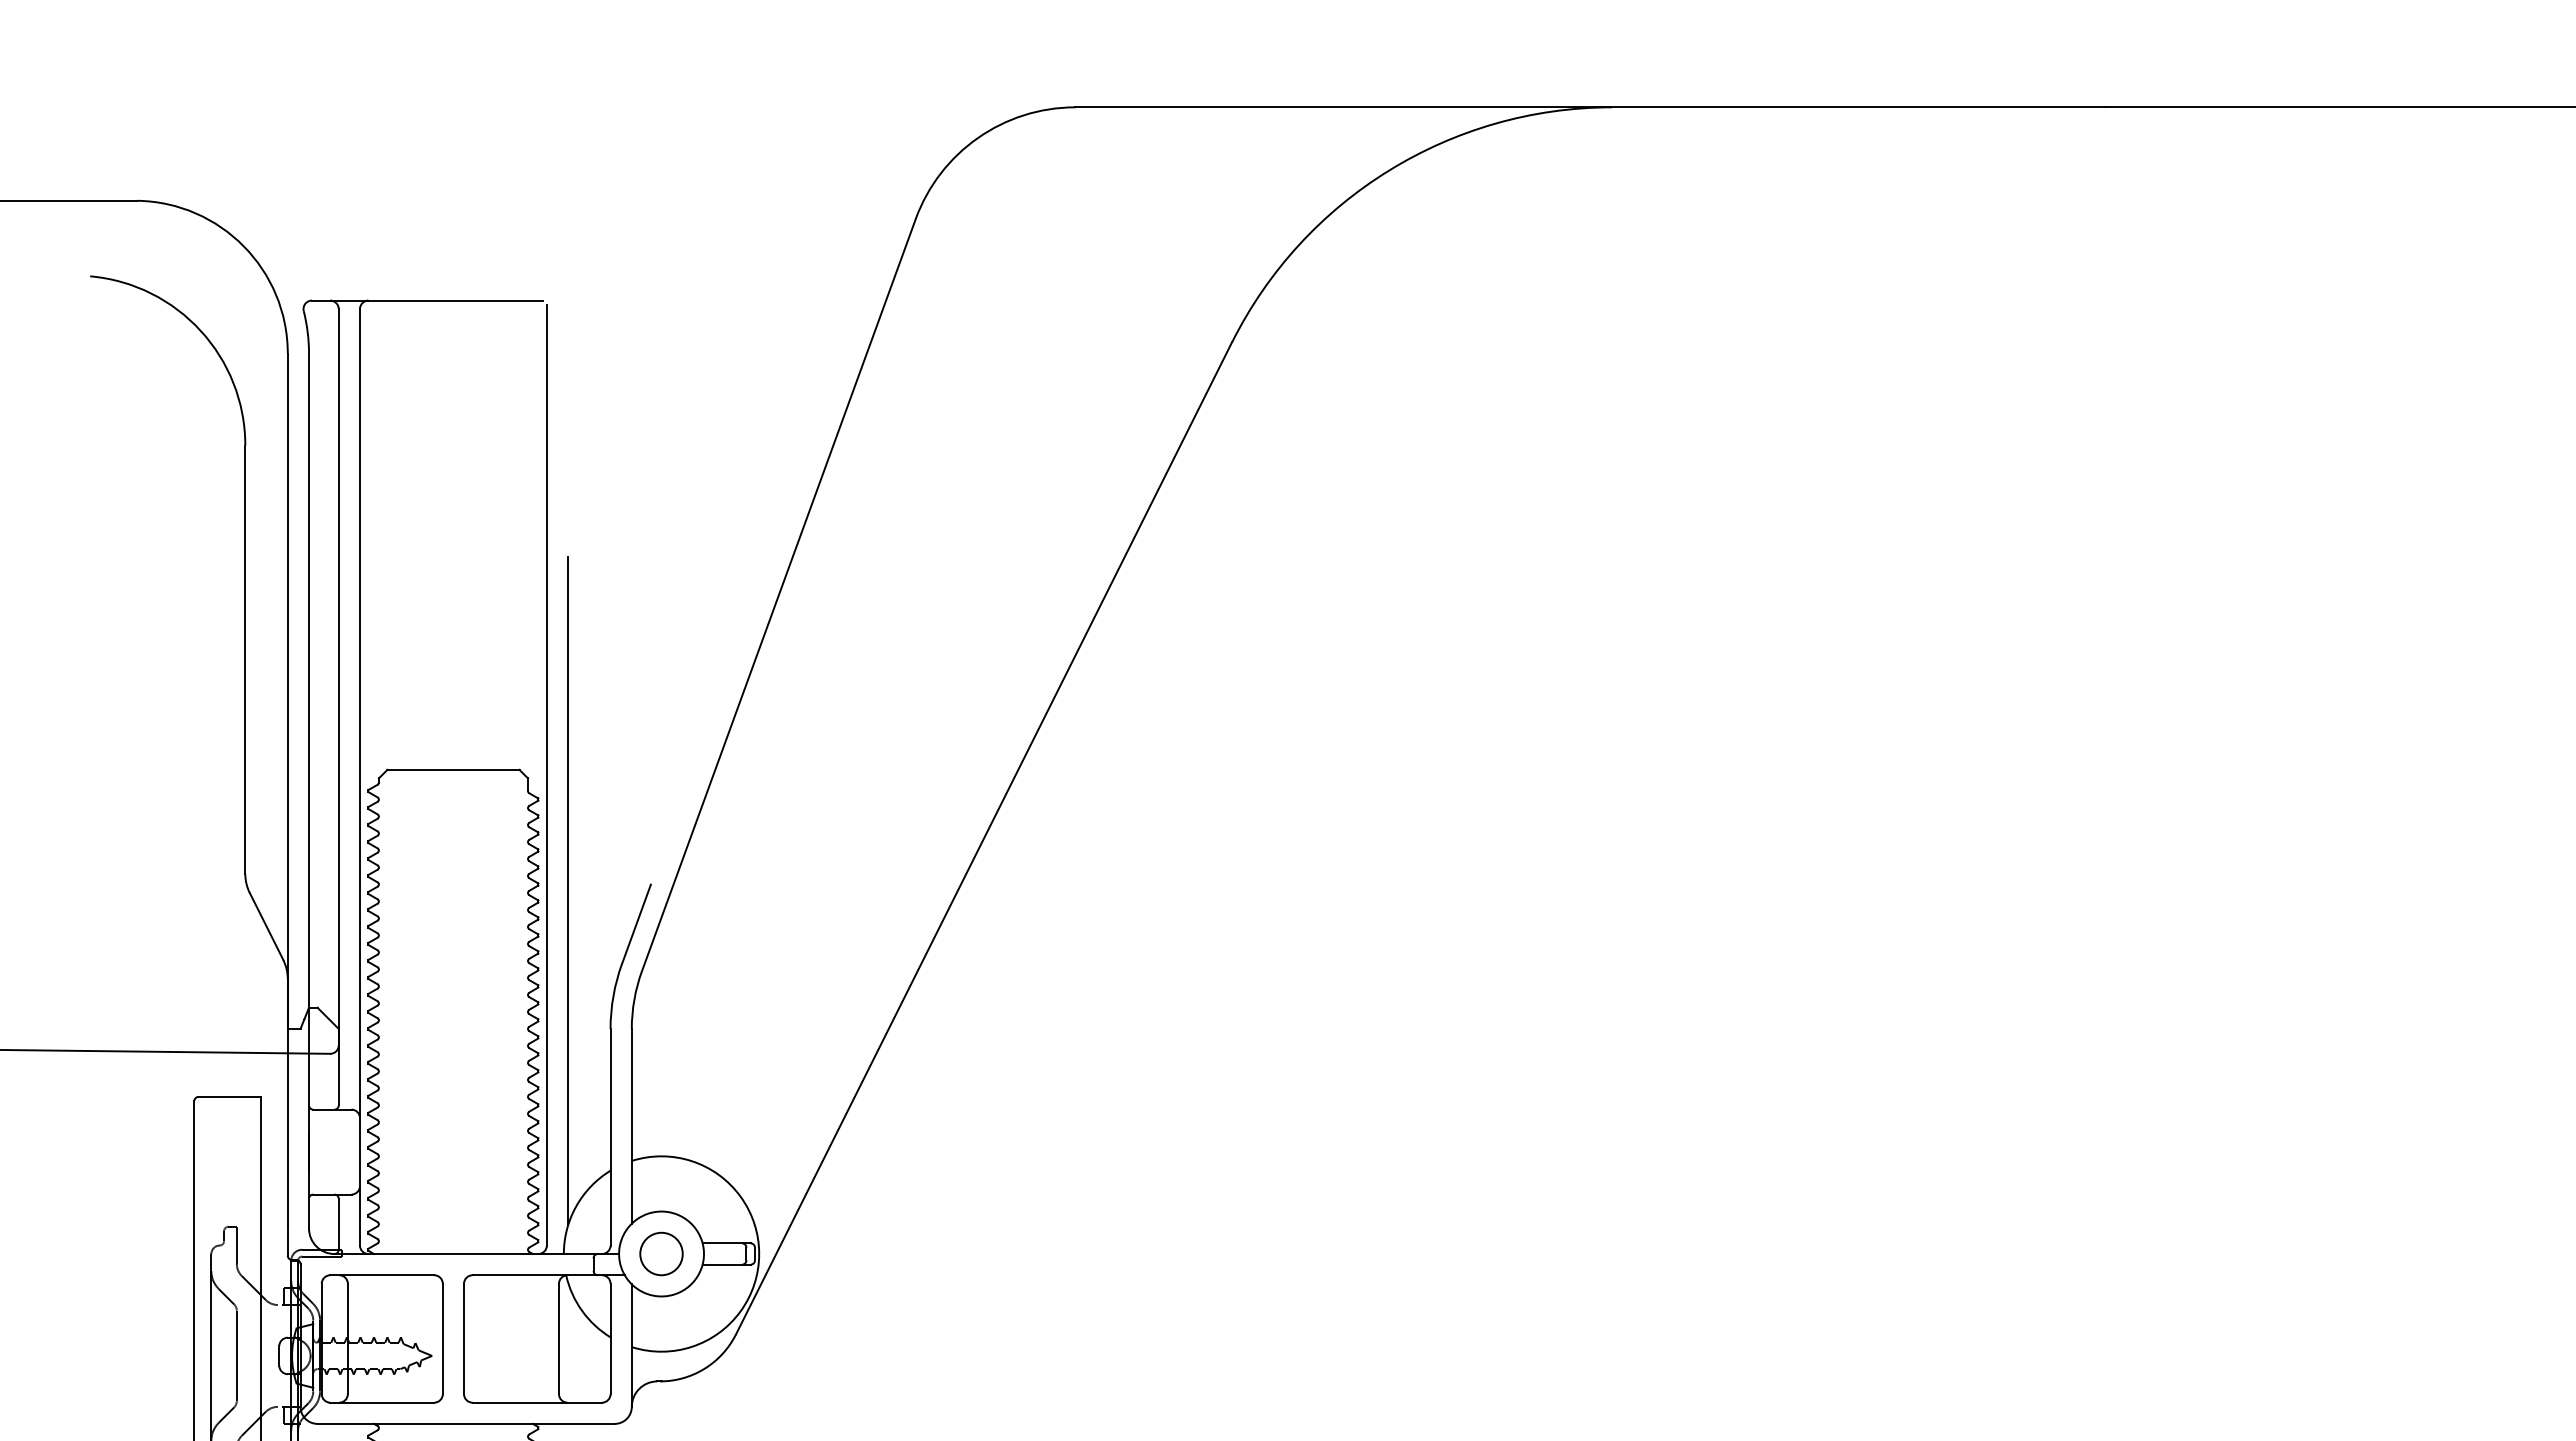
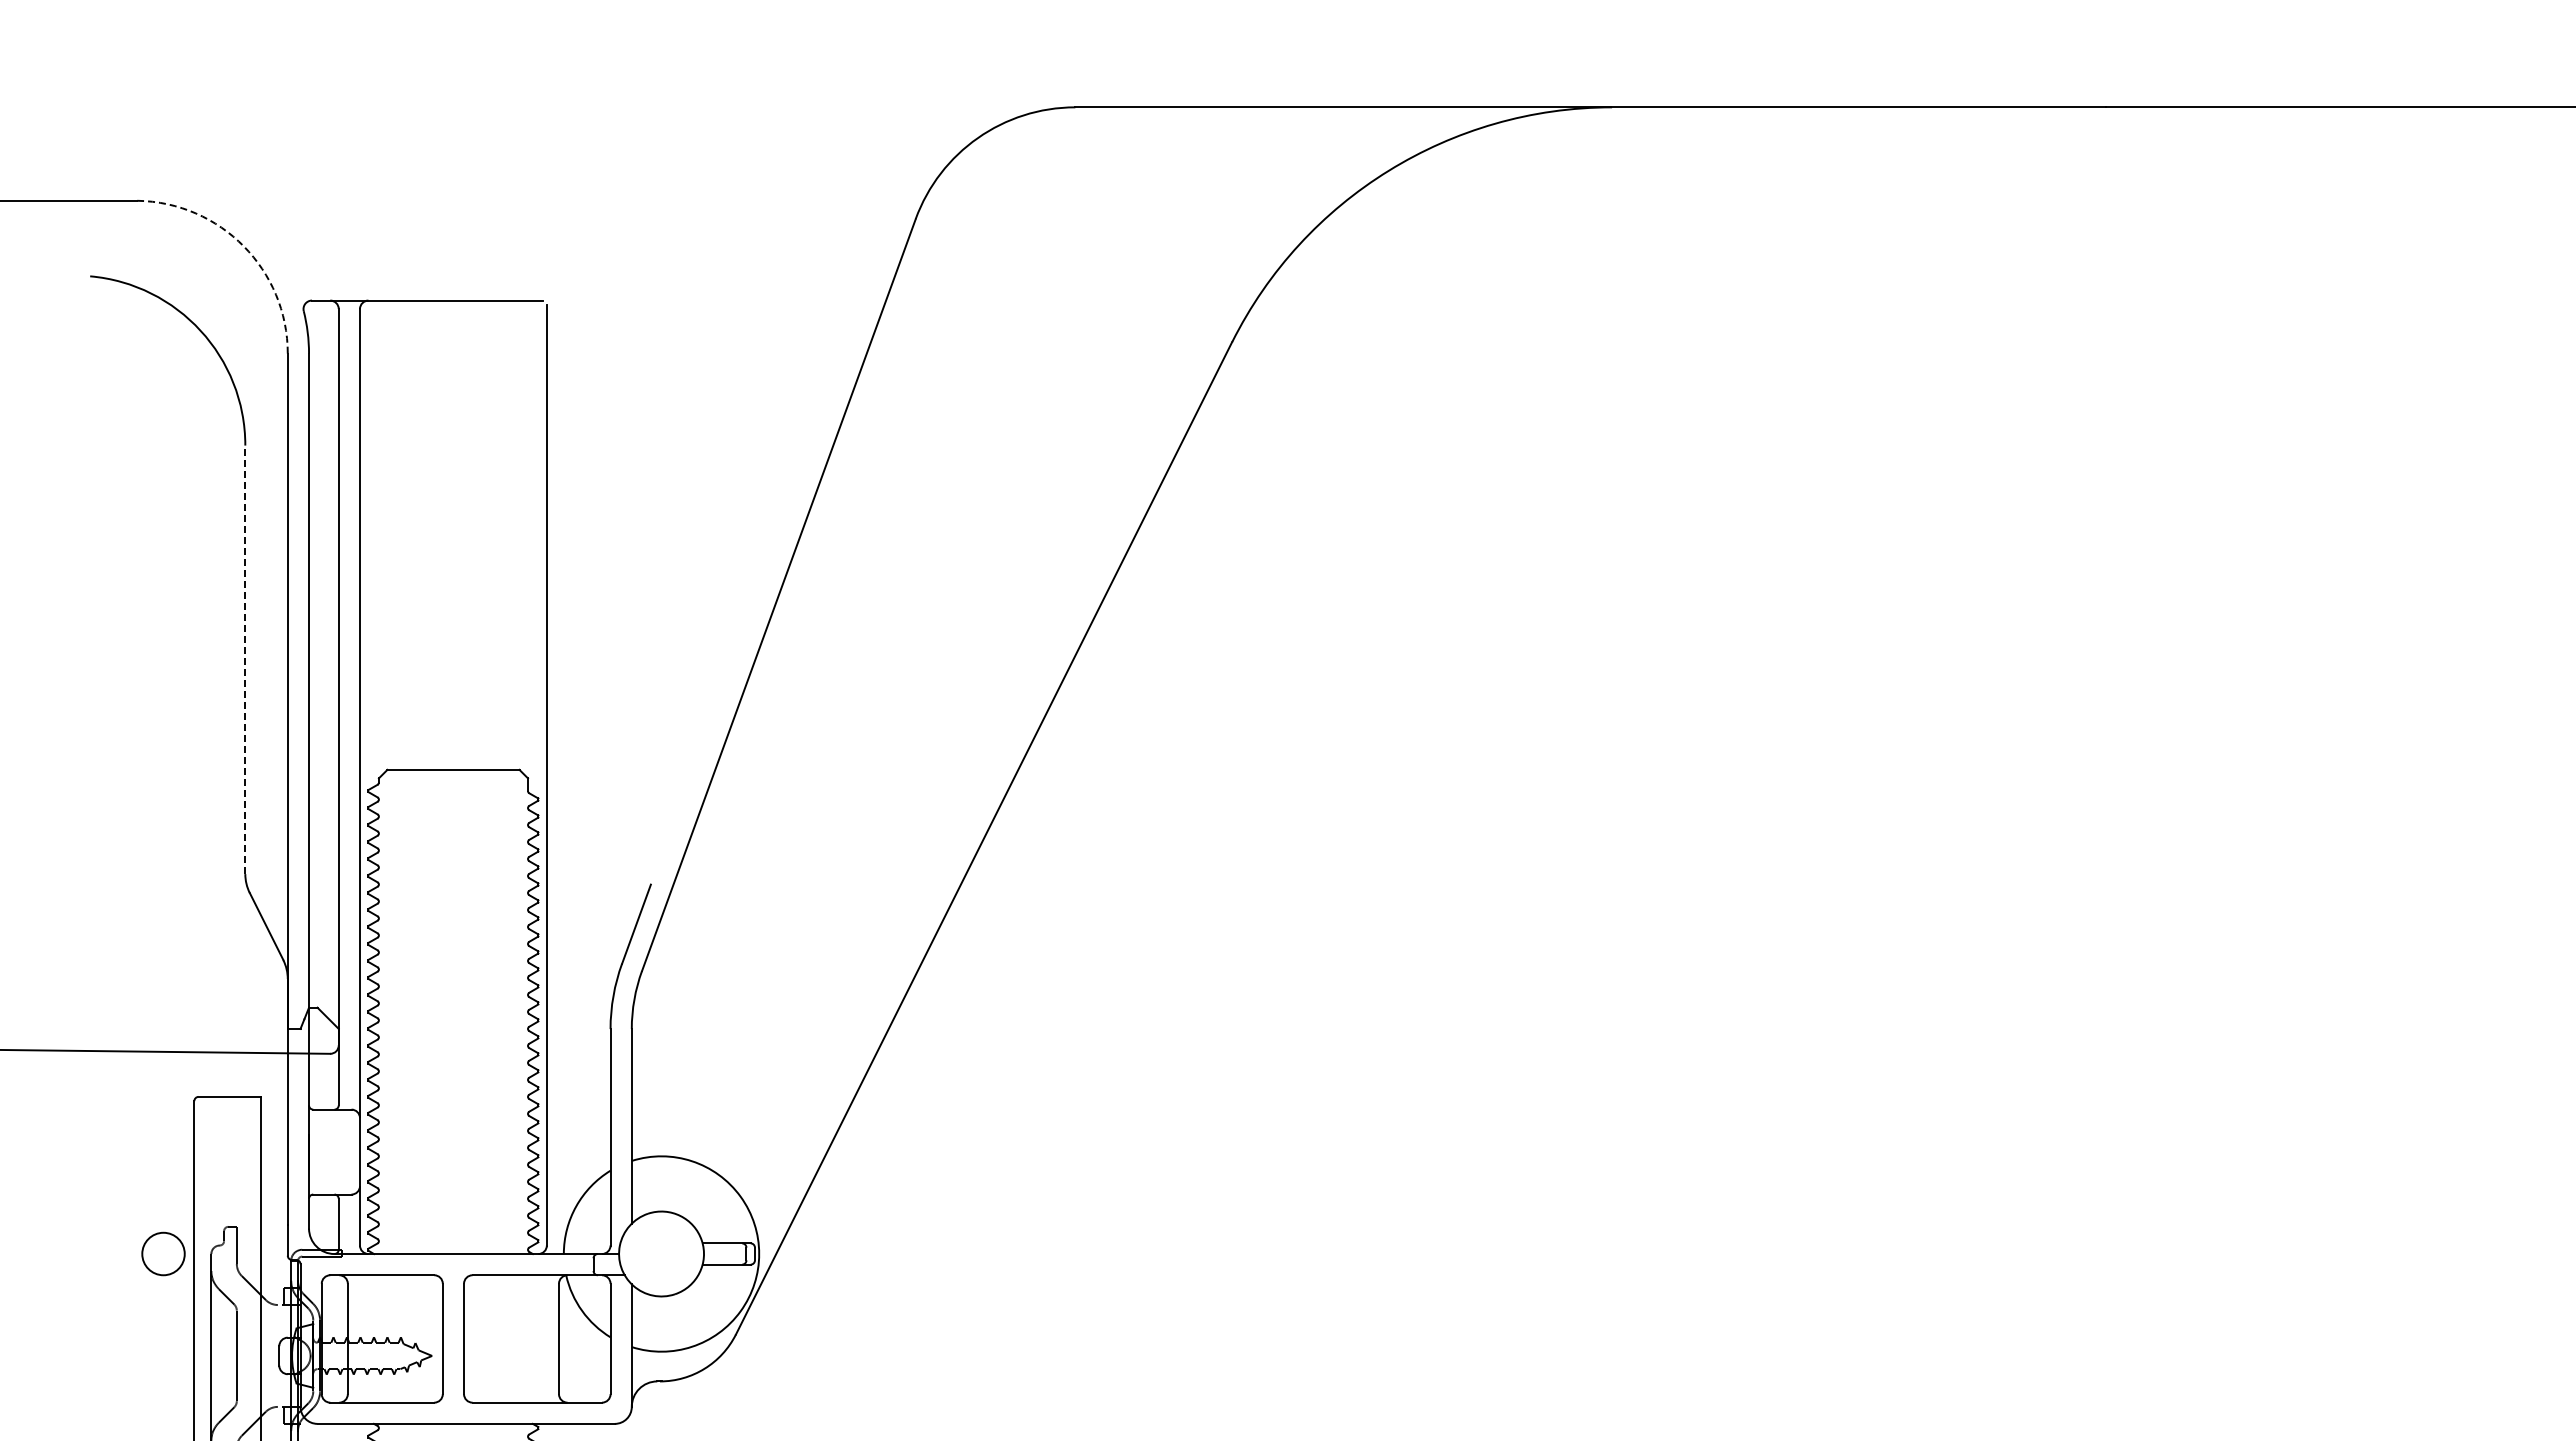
arc: solid -> dashed (243, 246)
line: solid -> dashed (245, 659)
line: present -> none (568, 891)
part position: (661, 1253) -> (163, 1253) (163, 1253)
